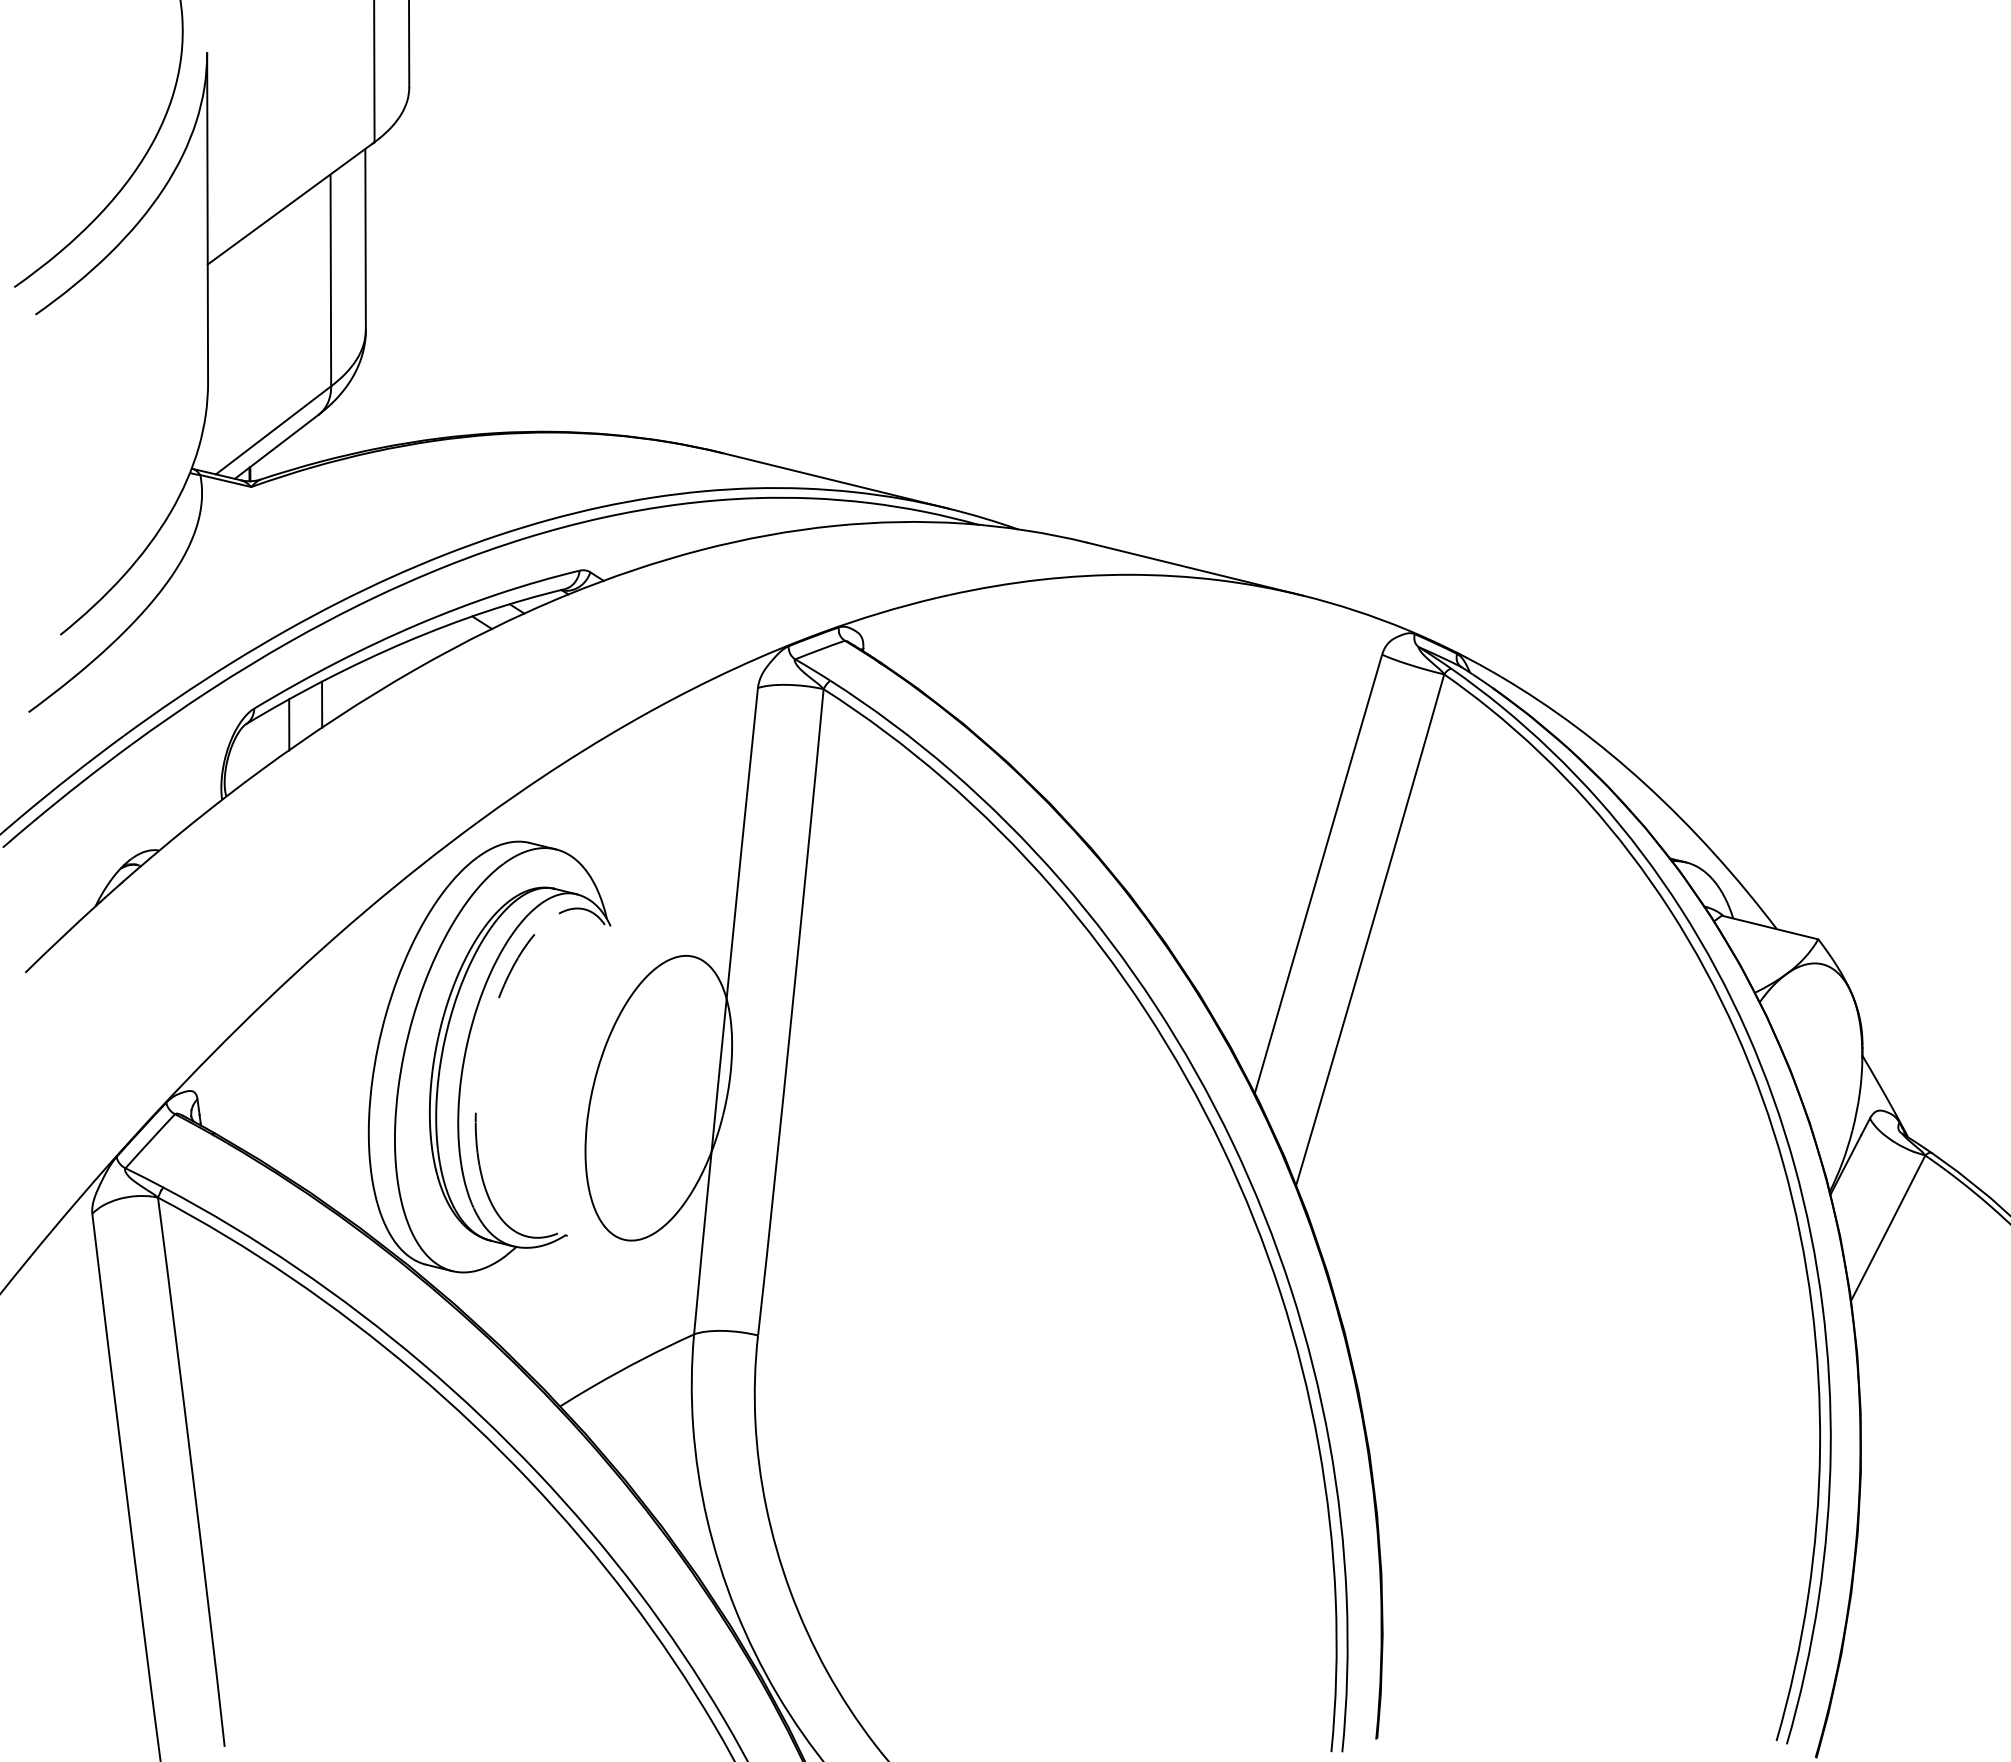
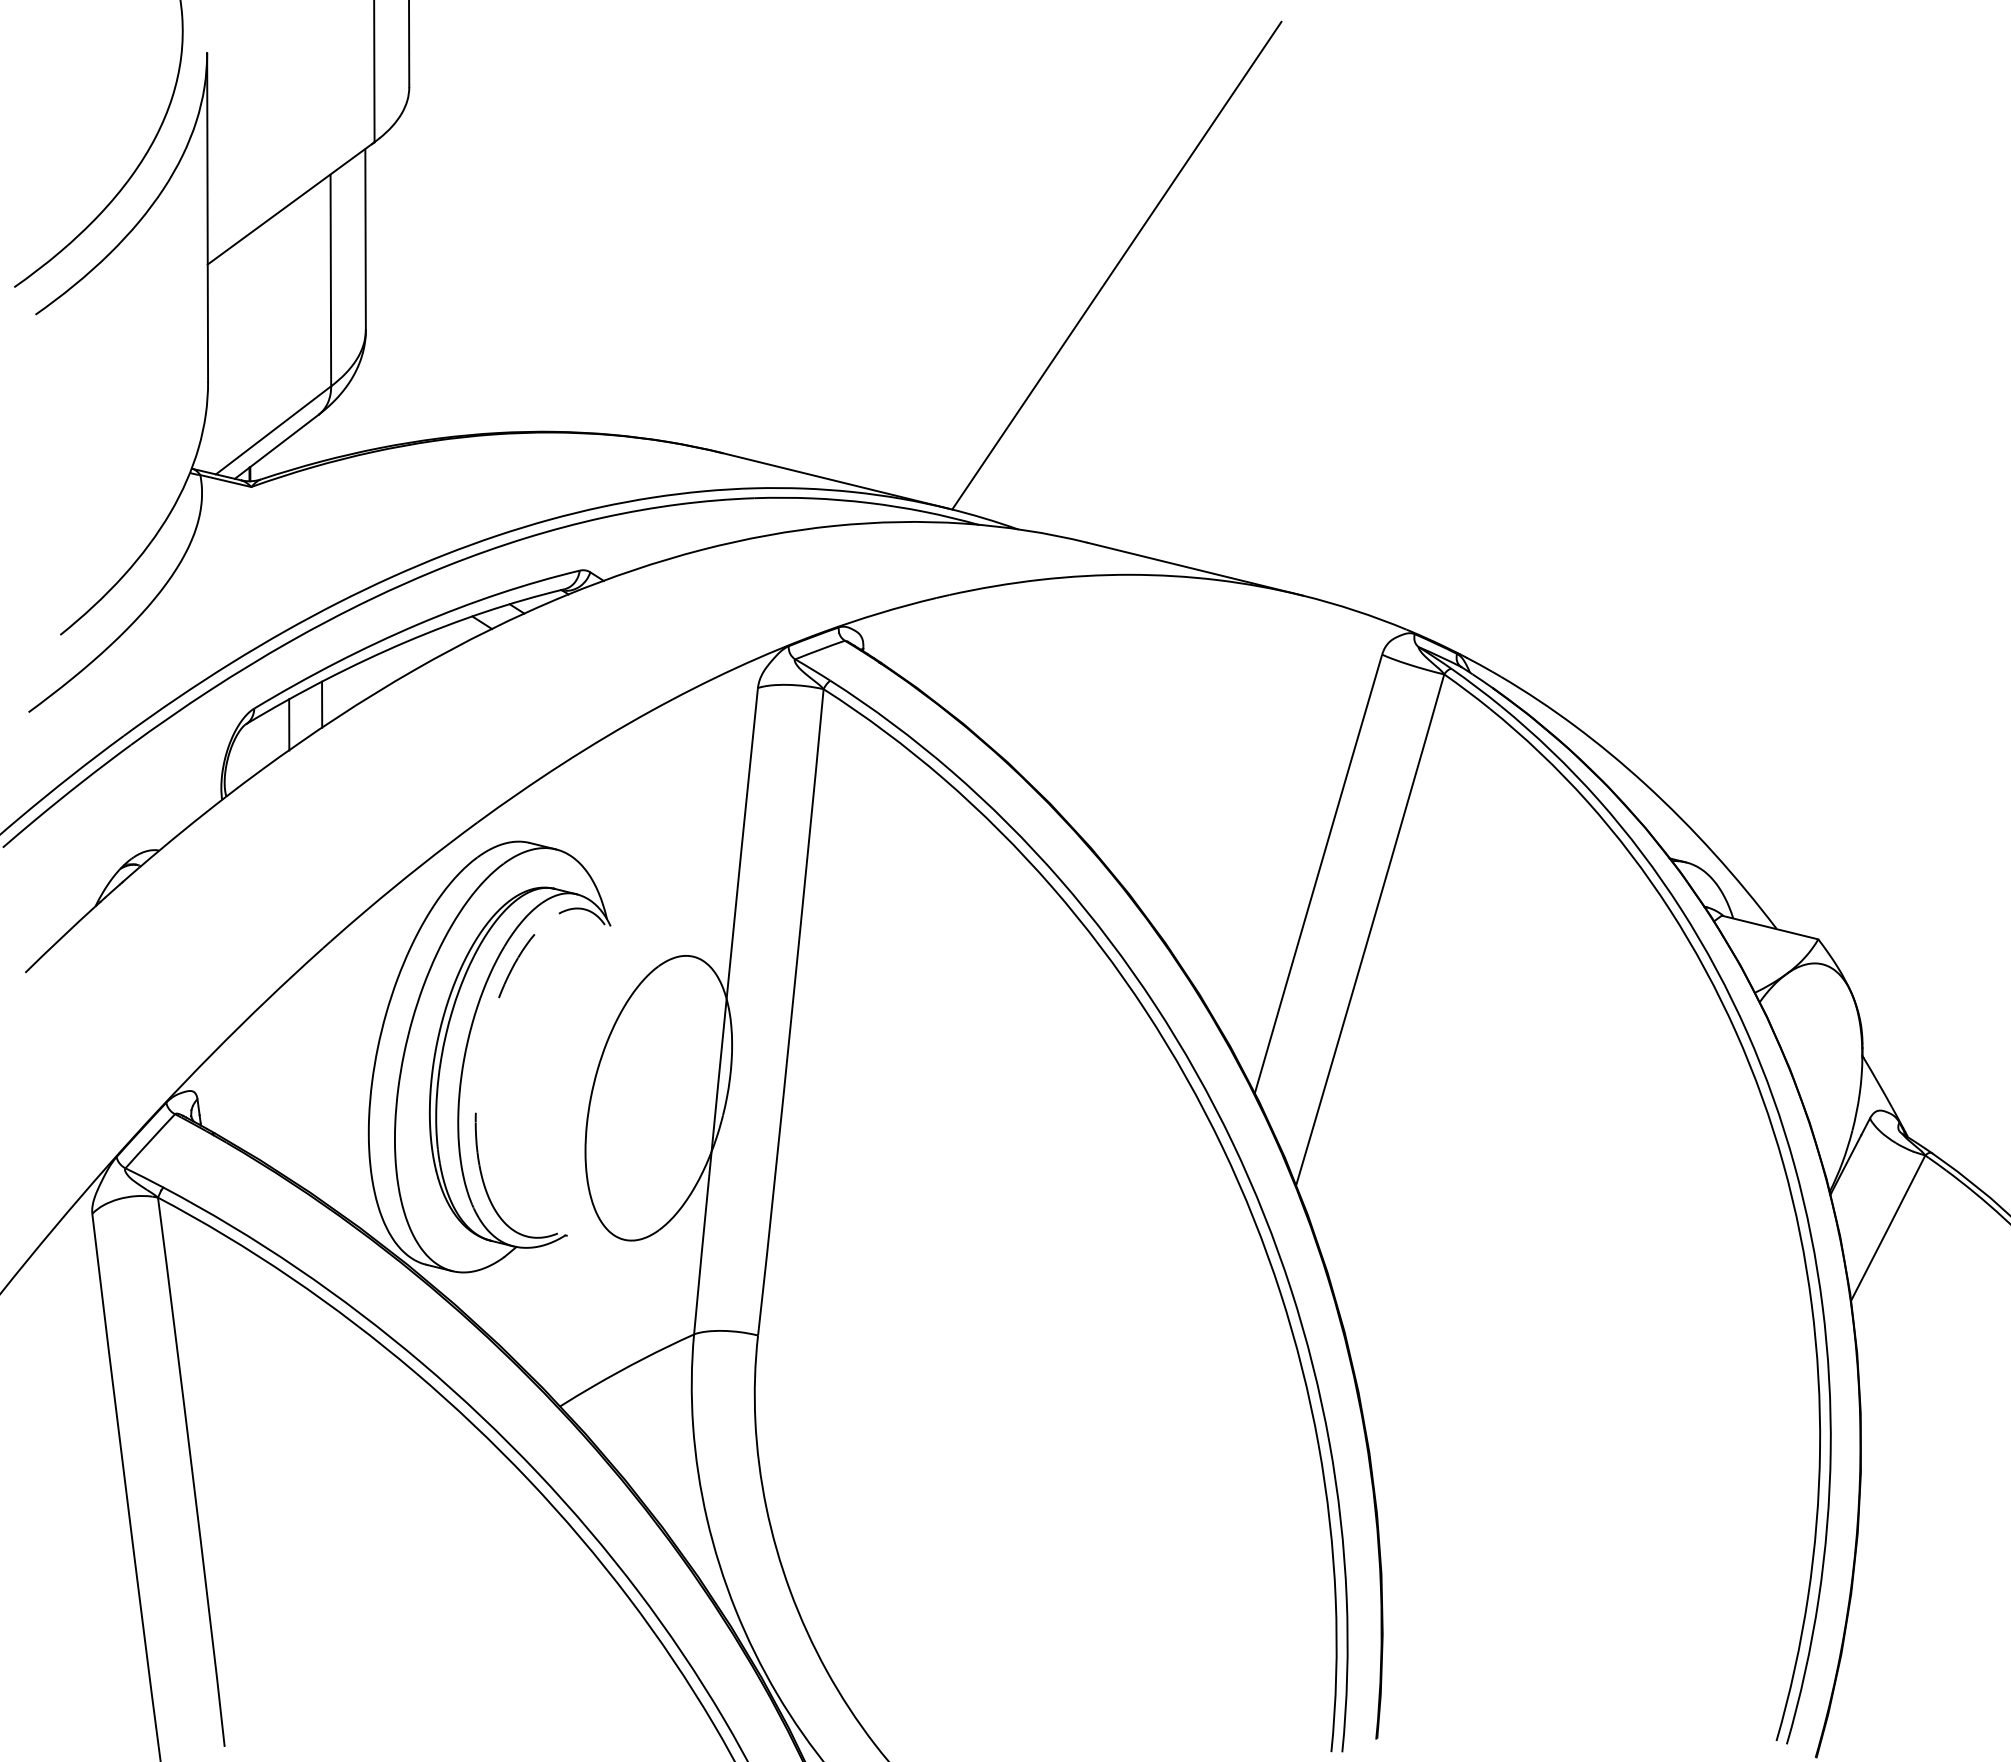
line: none -> present (1116, 265)
